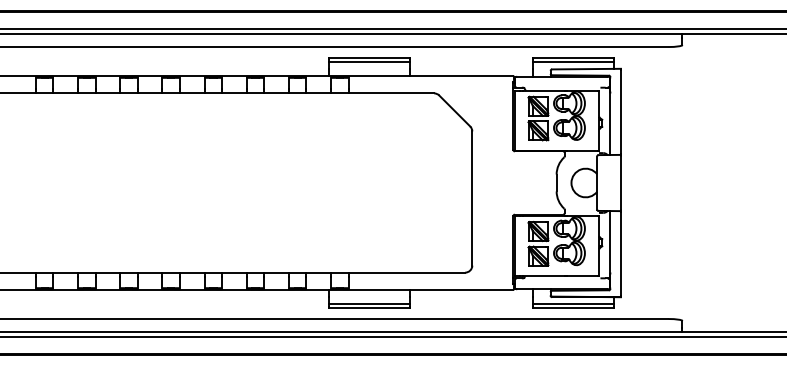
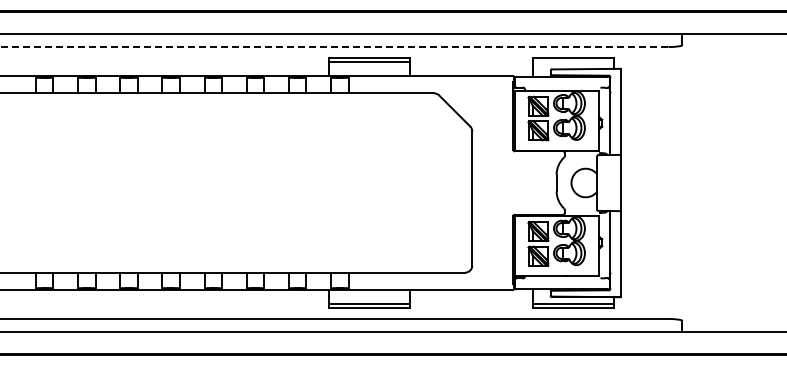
line: present -> none (392, 29)
line: solid -> dashed (334, 47)
line: present -> none (573, 61)
line: present -> none (392, 336)
